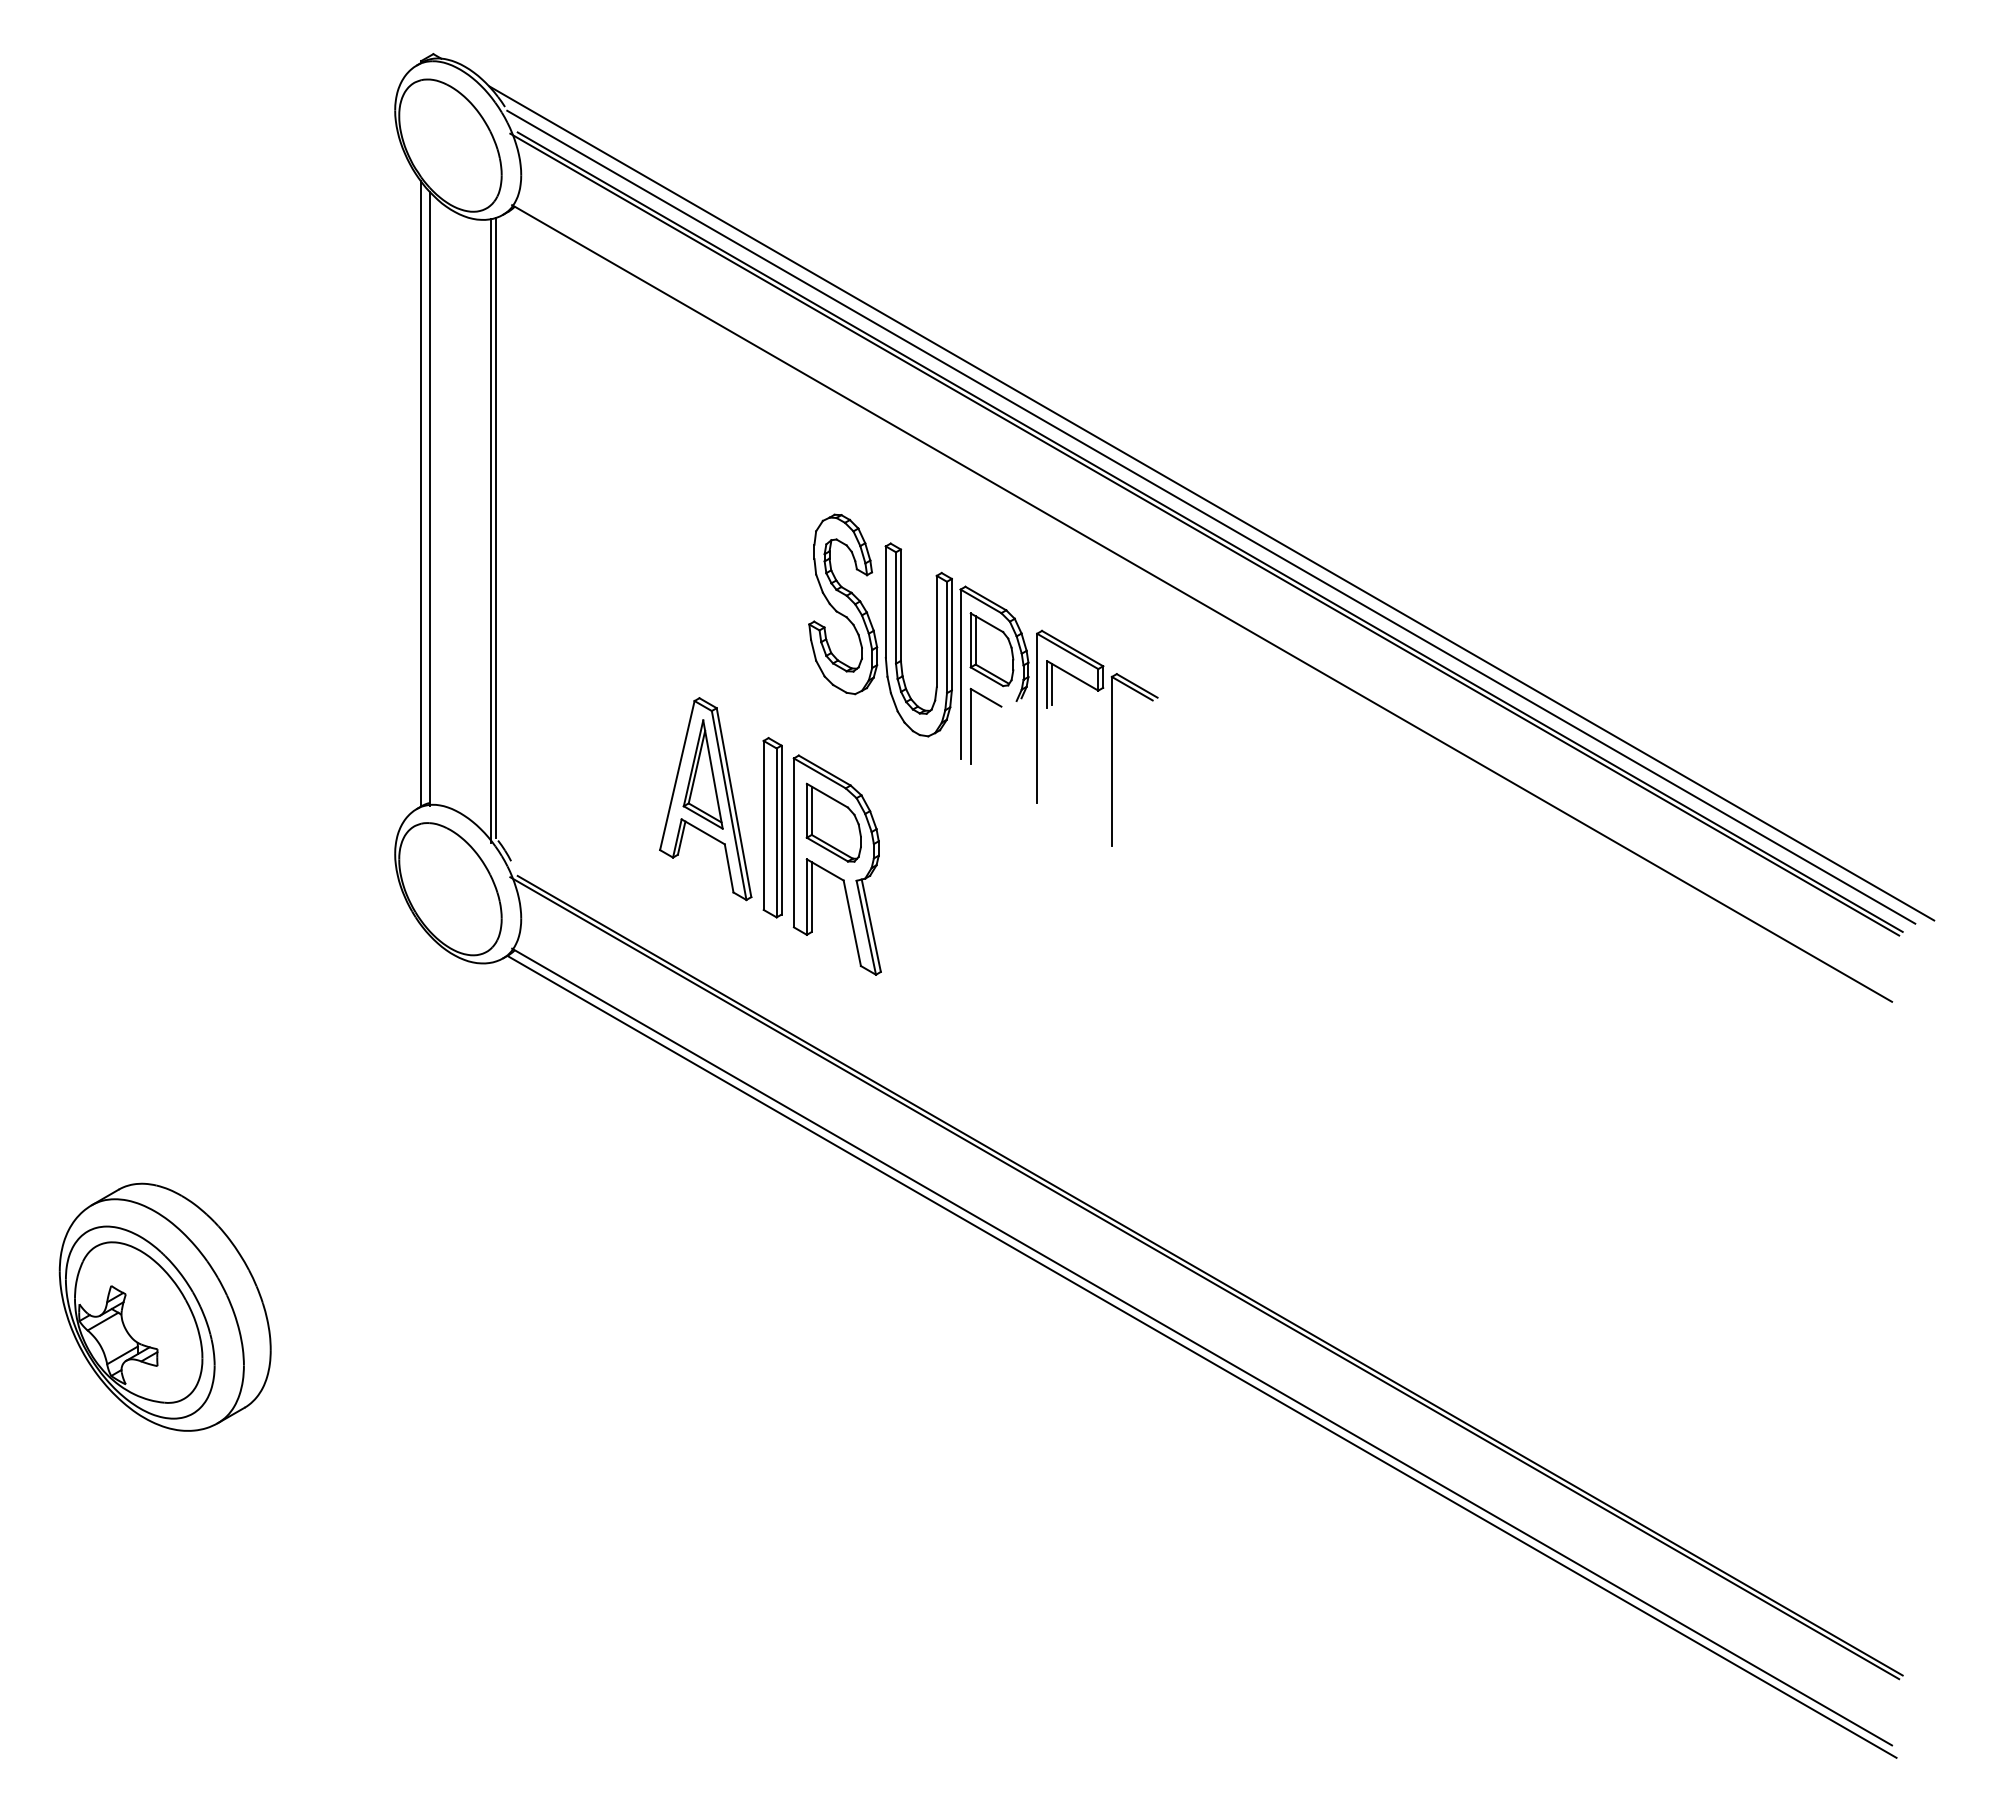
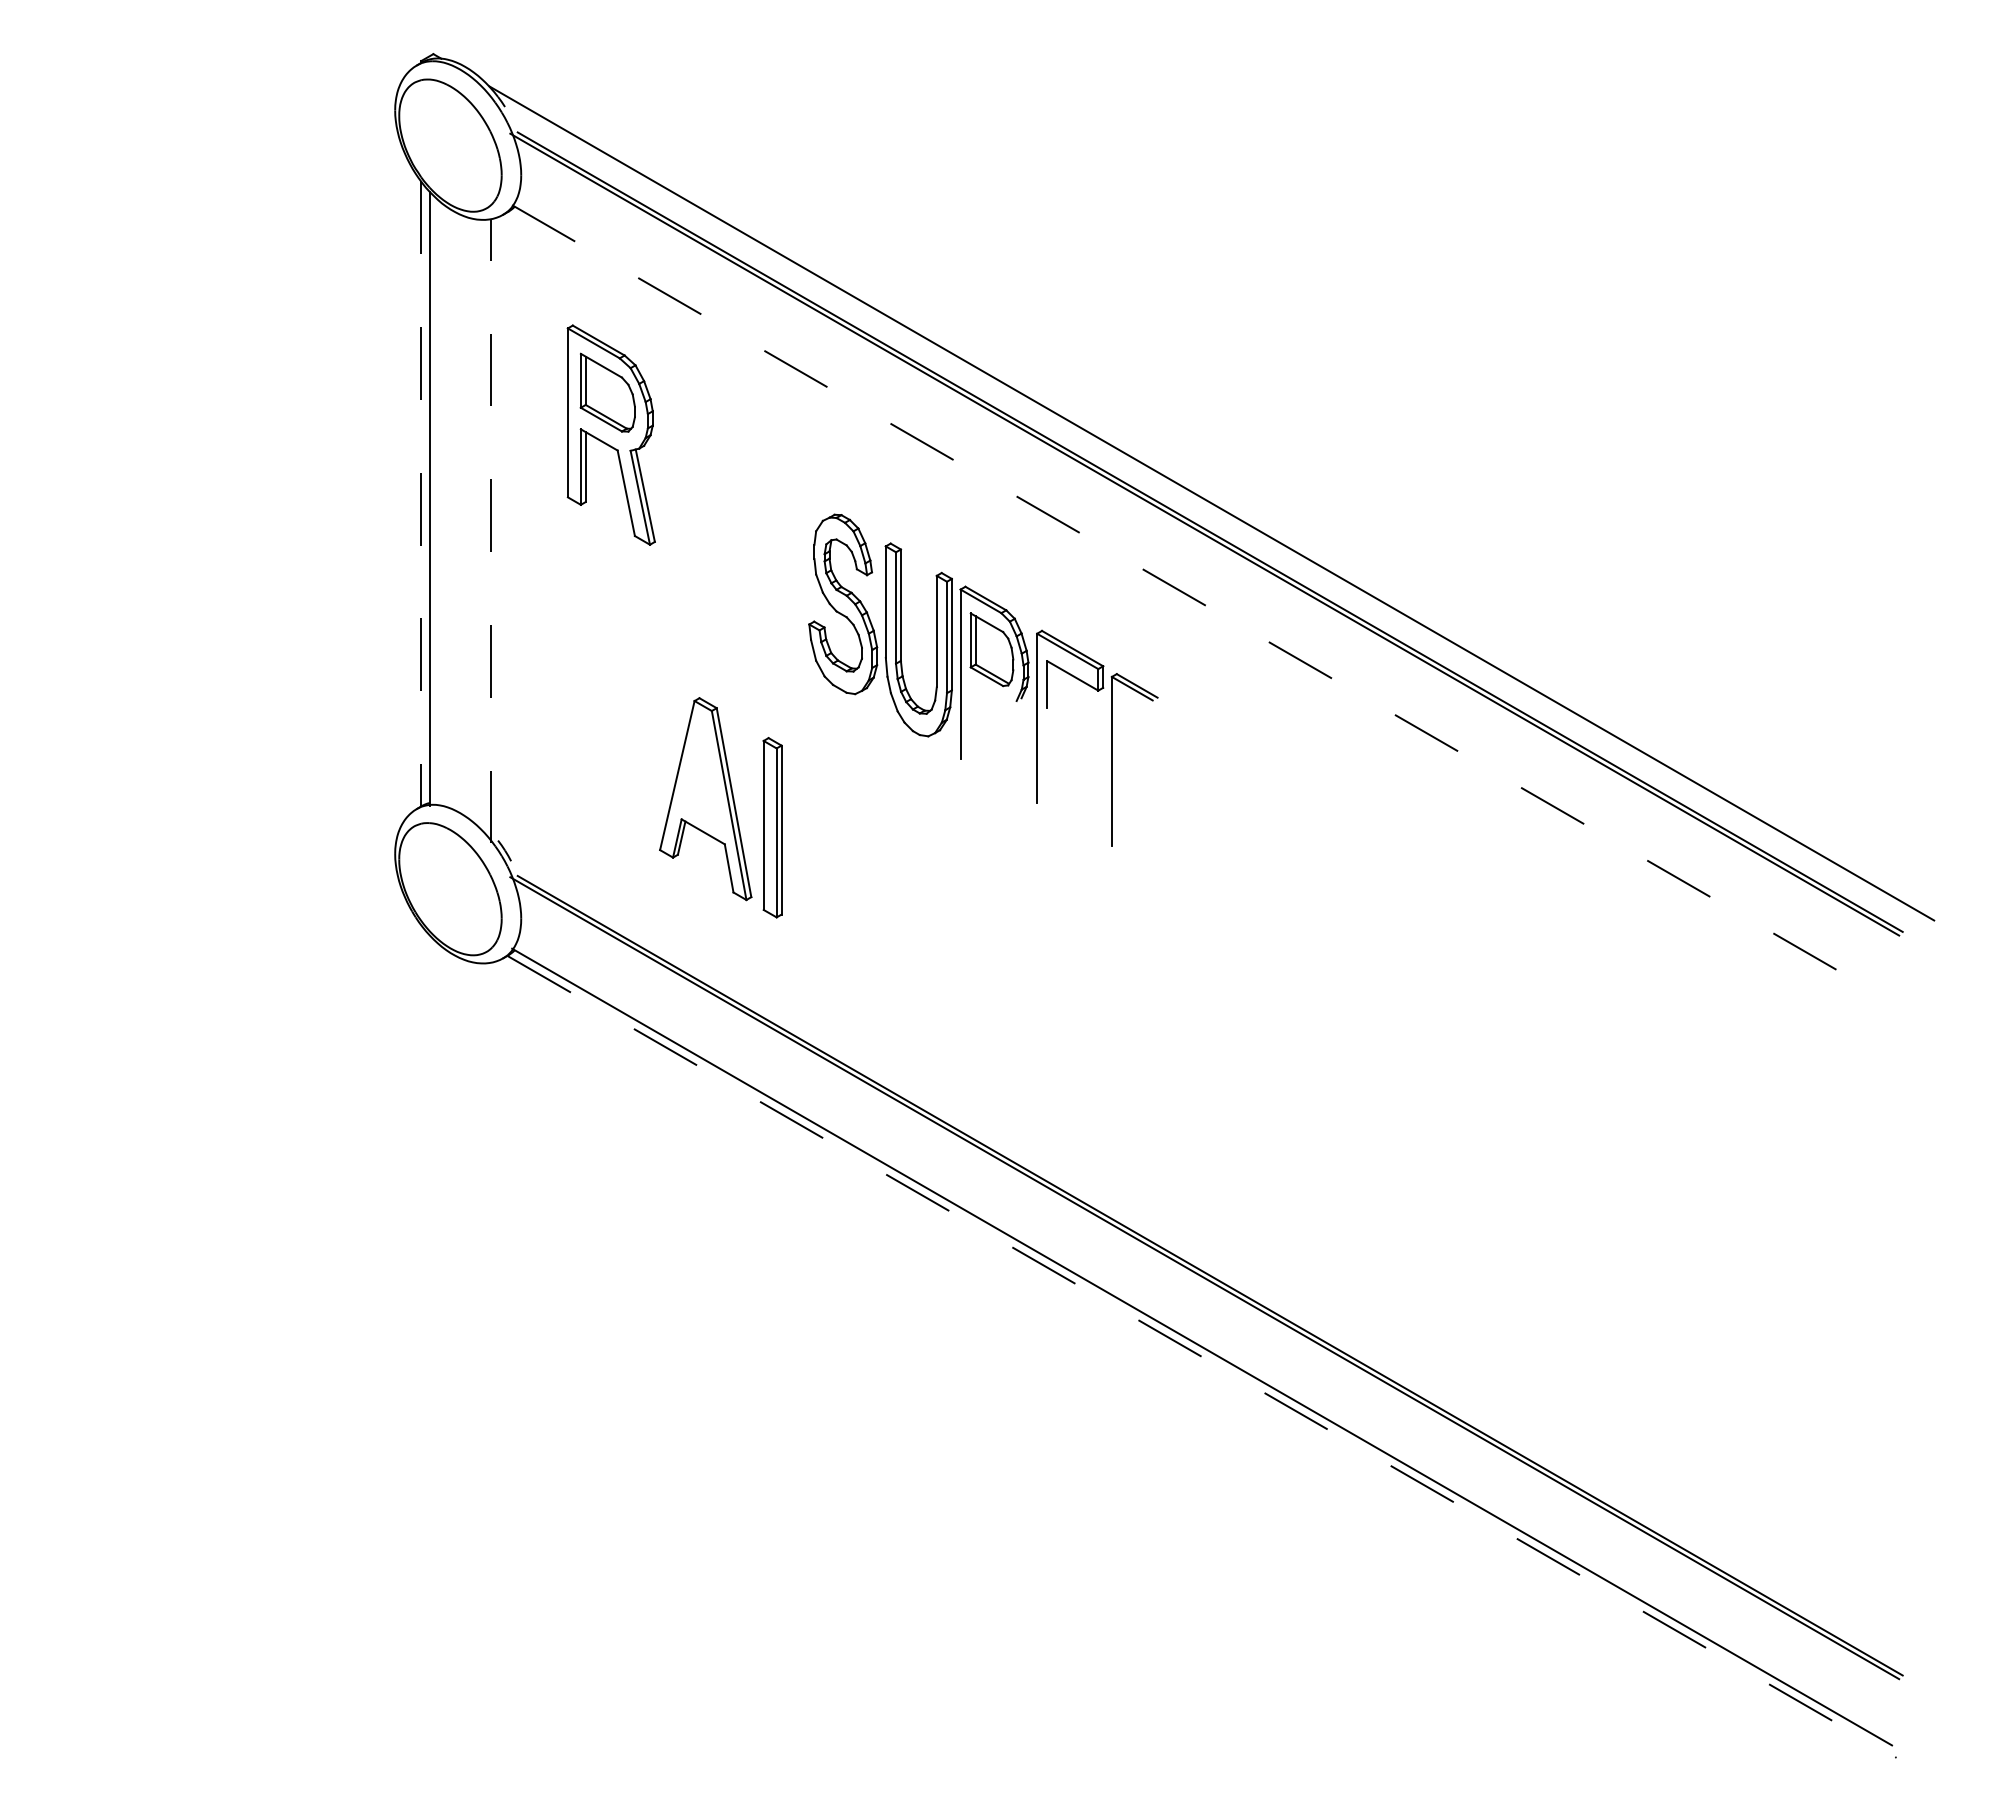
line: solid -> dashed (421, 494)
line: present -> none (1211, 516)
line: present -> none (495, 527)
line: solid -> dashed (490, 530)
line: solid -> dashed (1202, 603)
line: present -> none (1052, 684)
part: present -> none (971, 725)
part: present -> none (702, 774)
part position: (836, 864) -> (610, 434) (610, 434)
part: present -> none (164, 1306)
line: solid -> dashed (1202, 1356)
